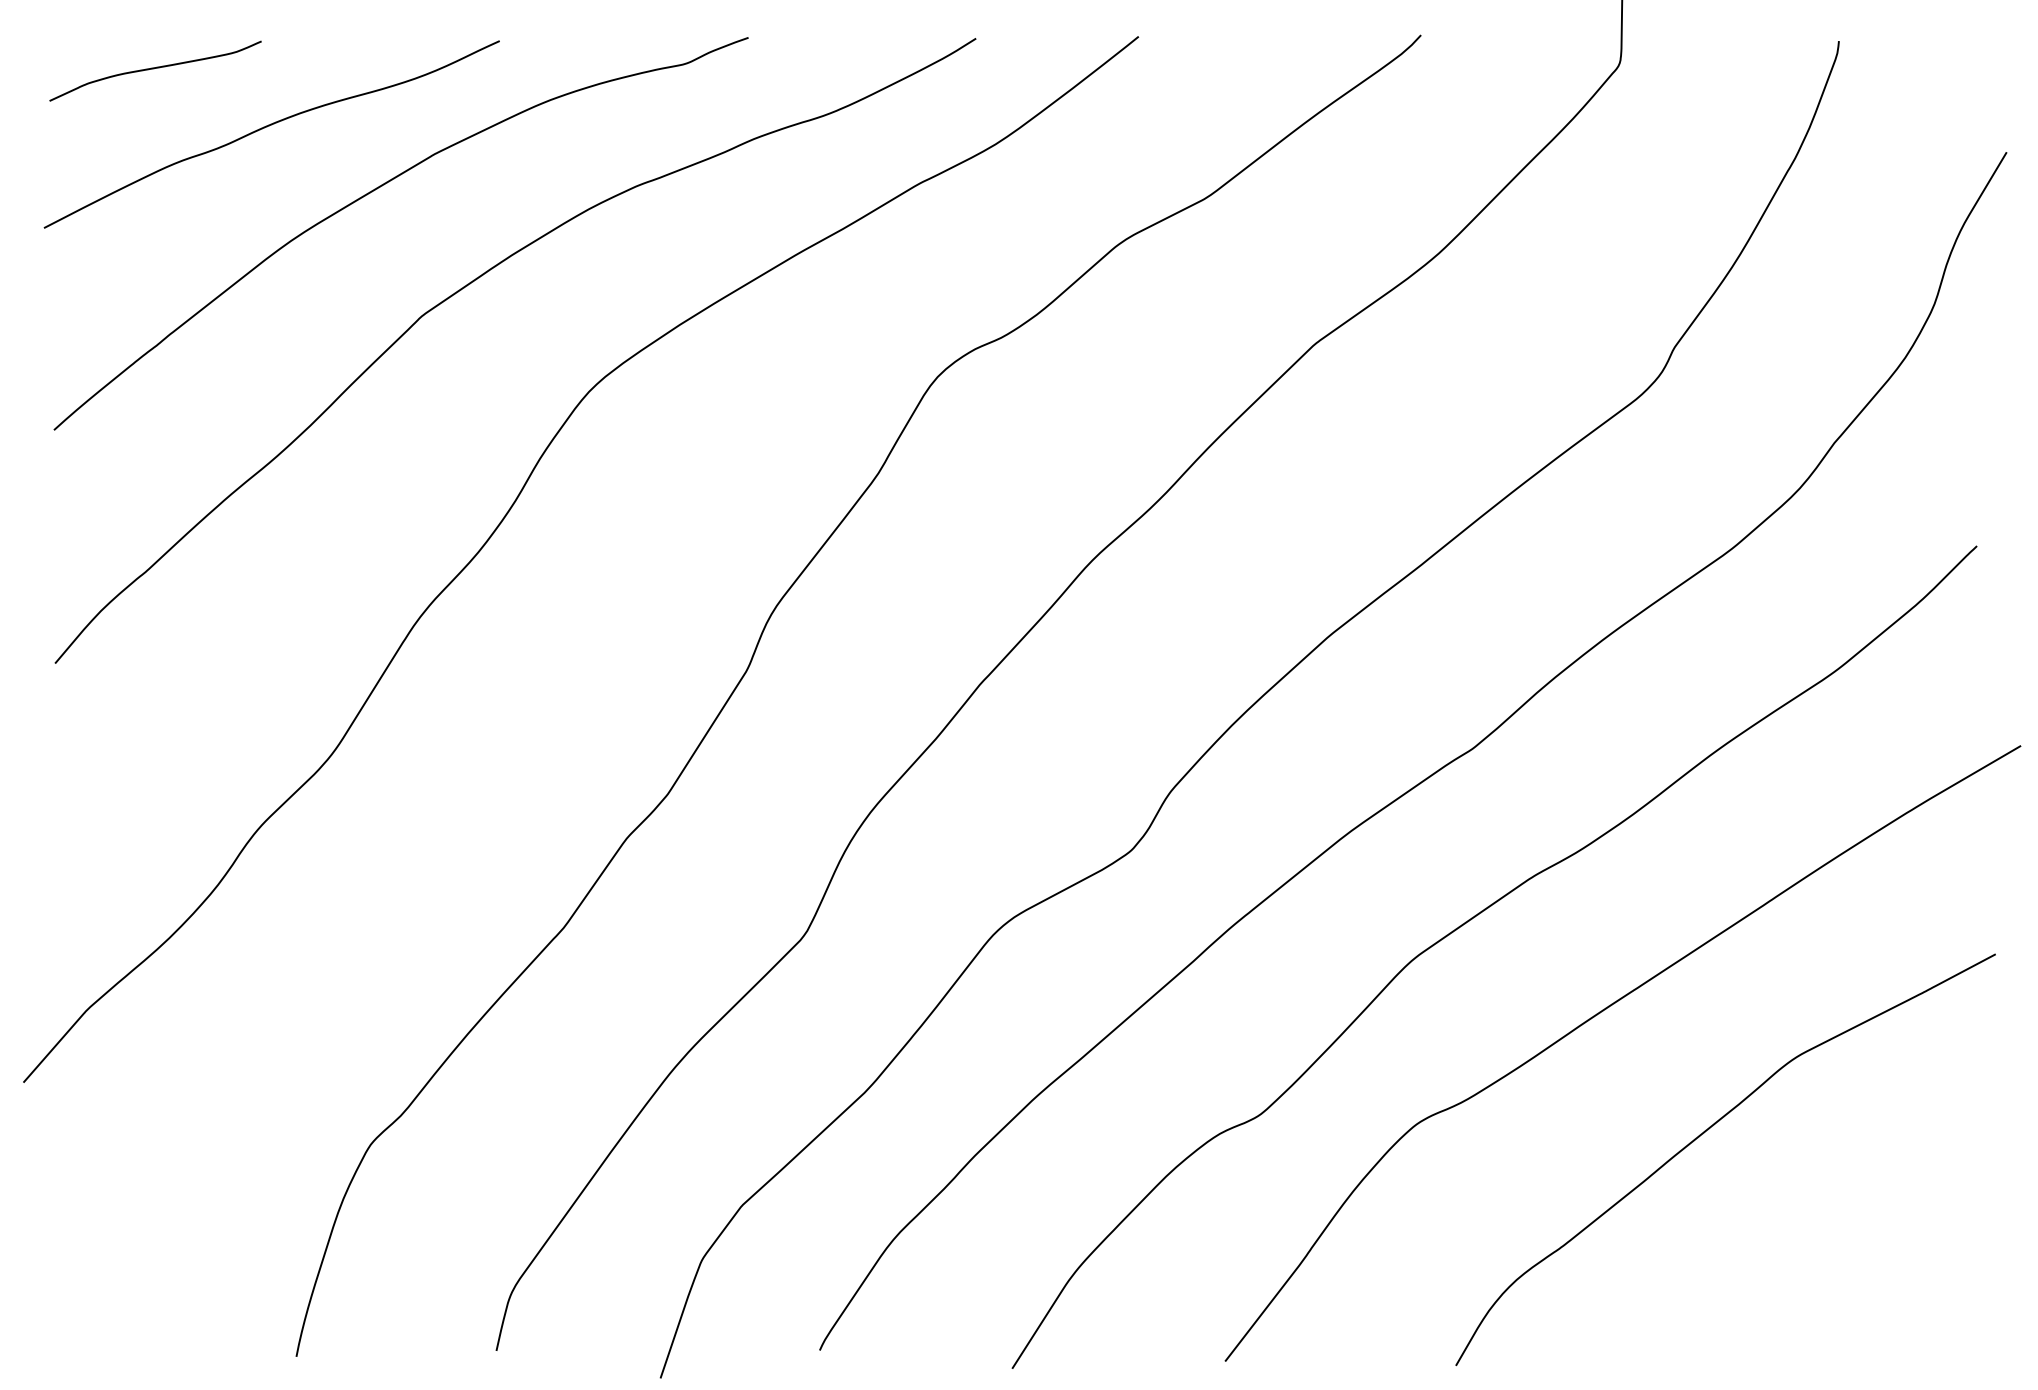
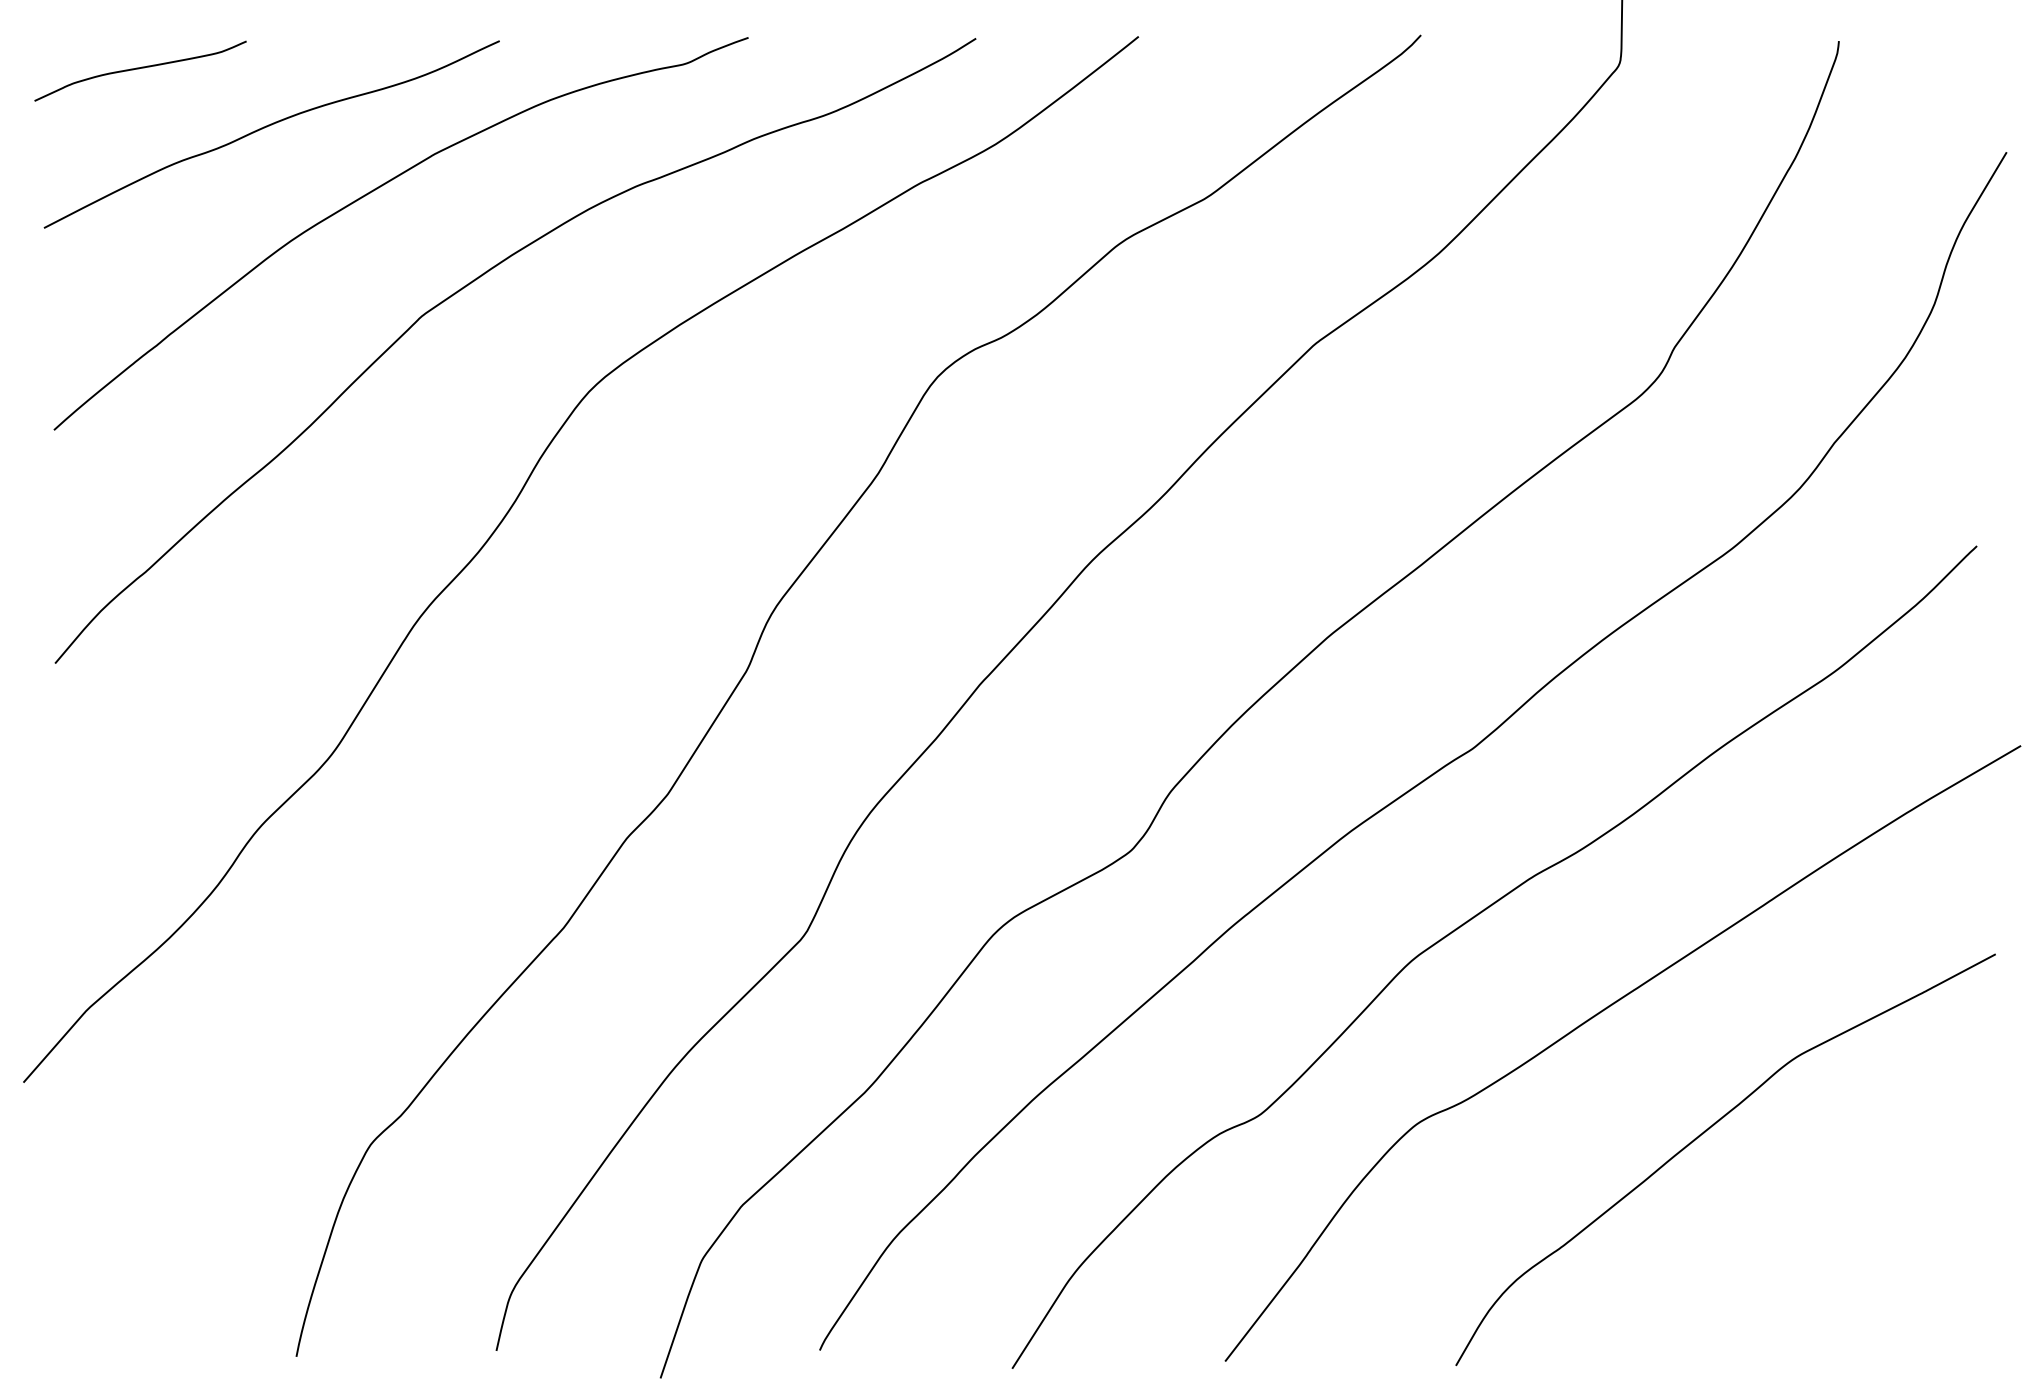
curve position: (154, 69) -> (139, 69) (139, 69)
